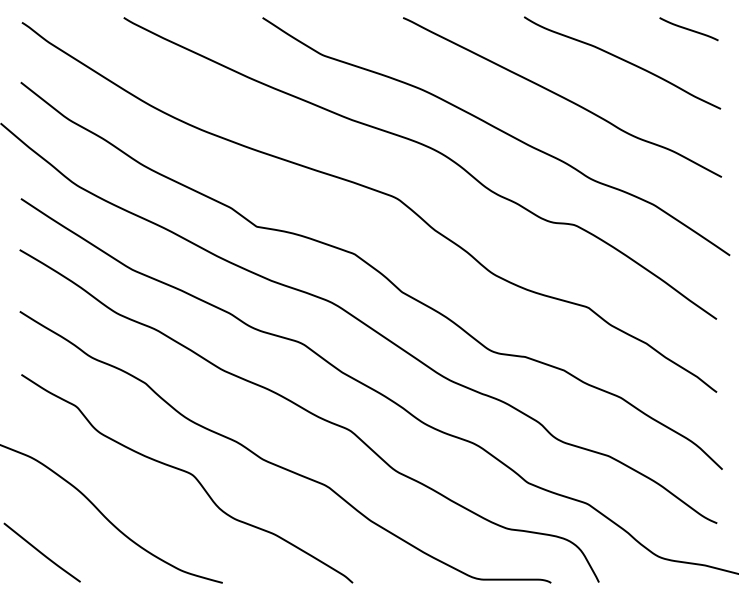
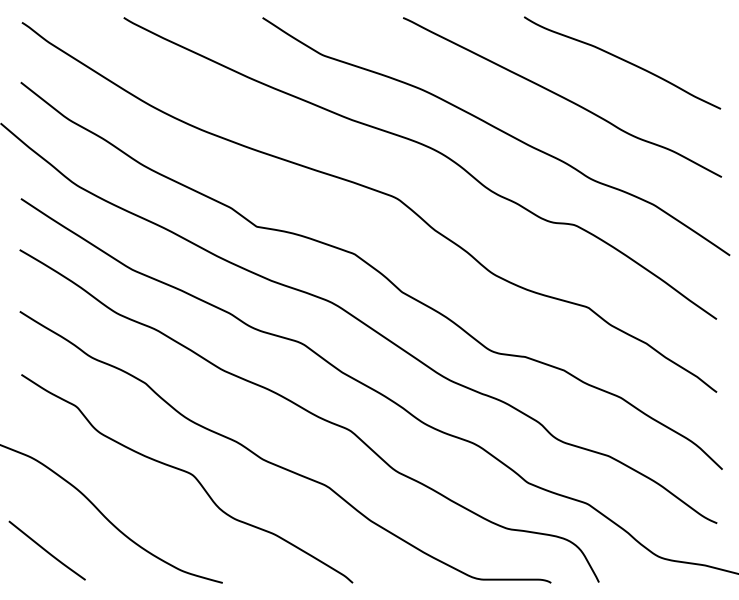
curve: present -> none (688, 29)
curve position: (41, 552) -> (46, 550) (46, 550)
